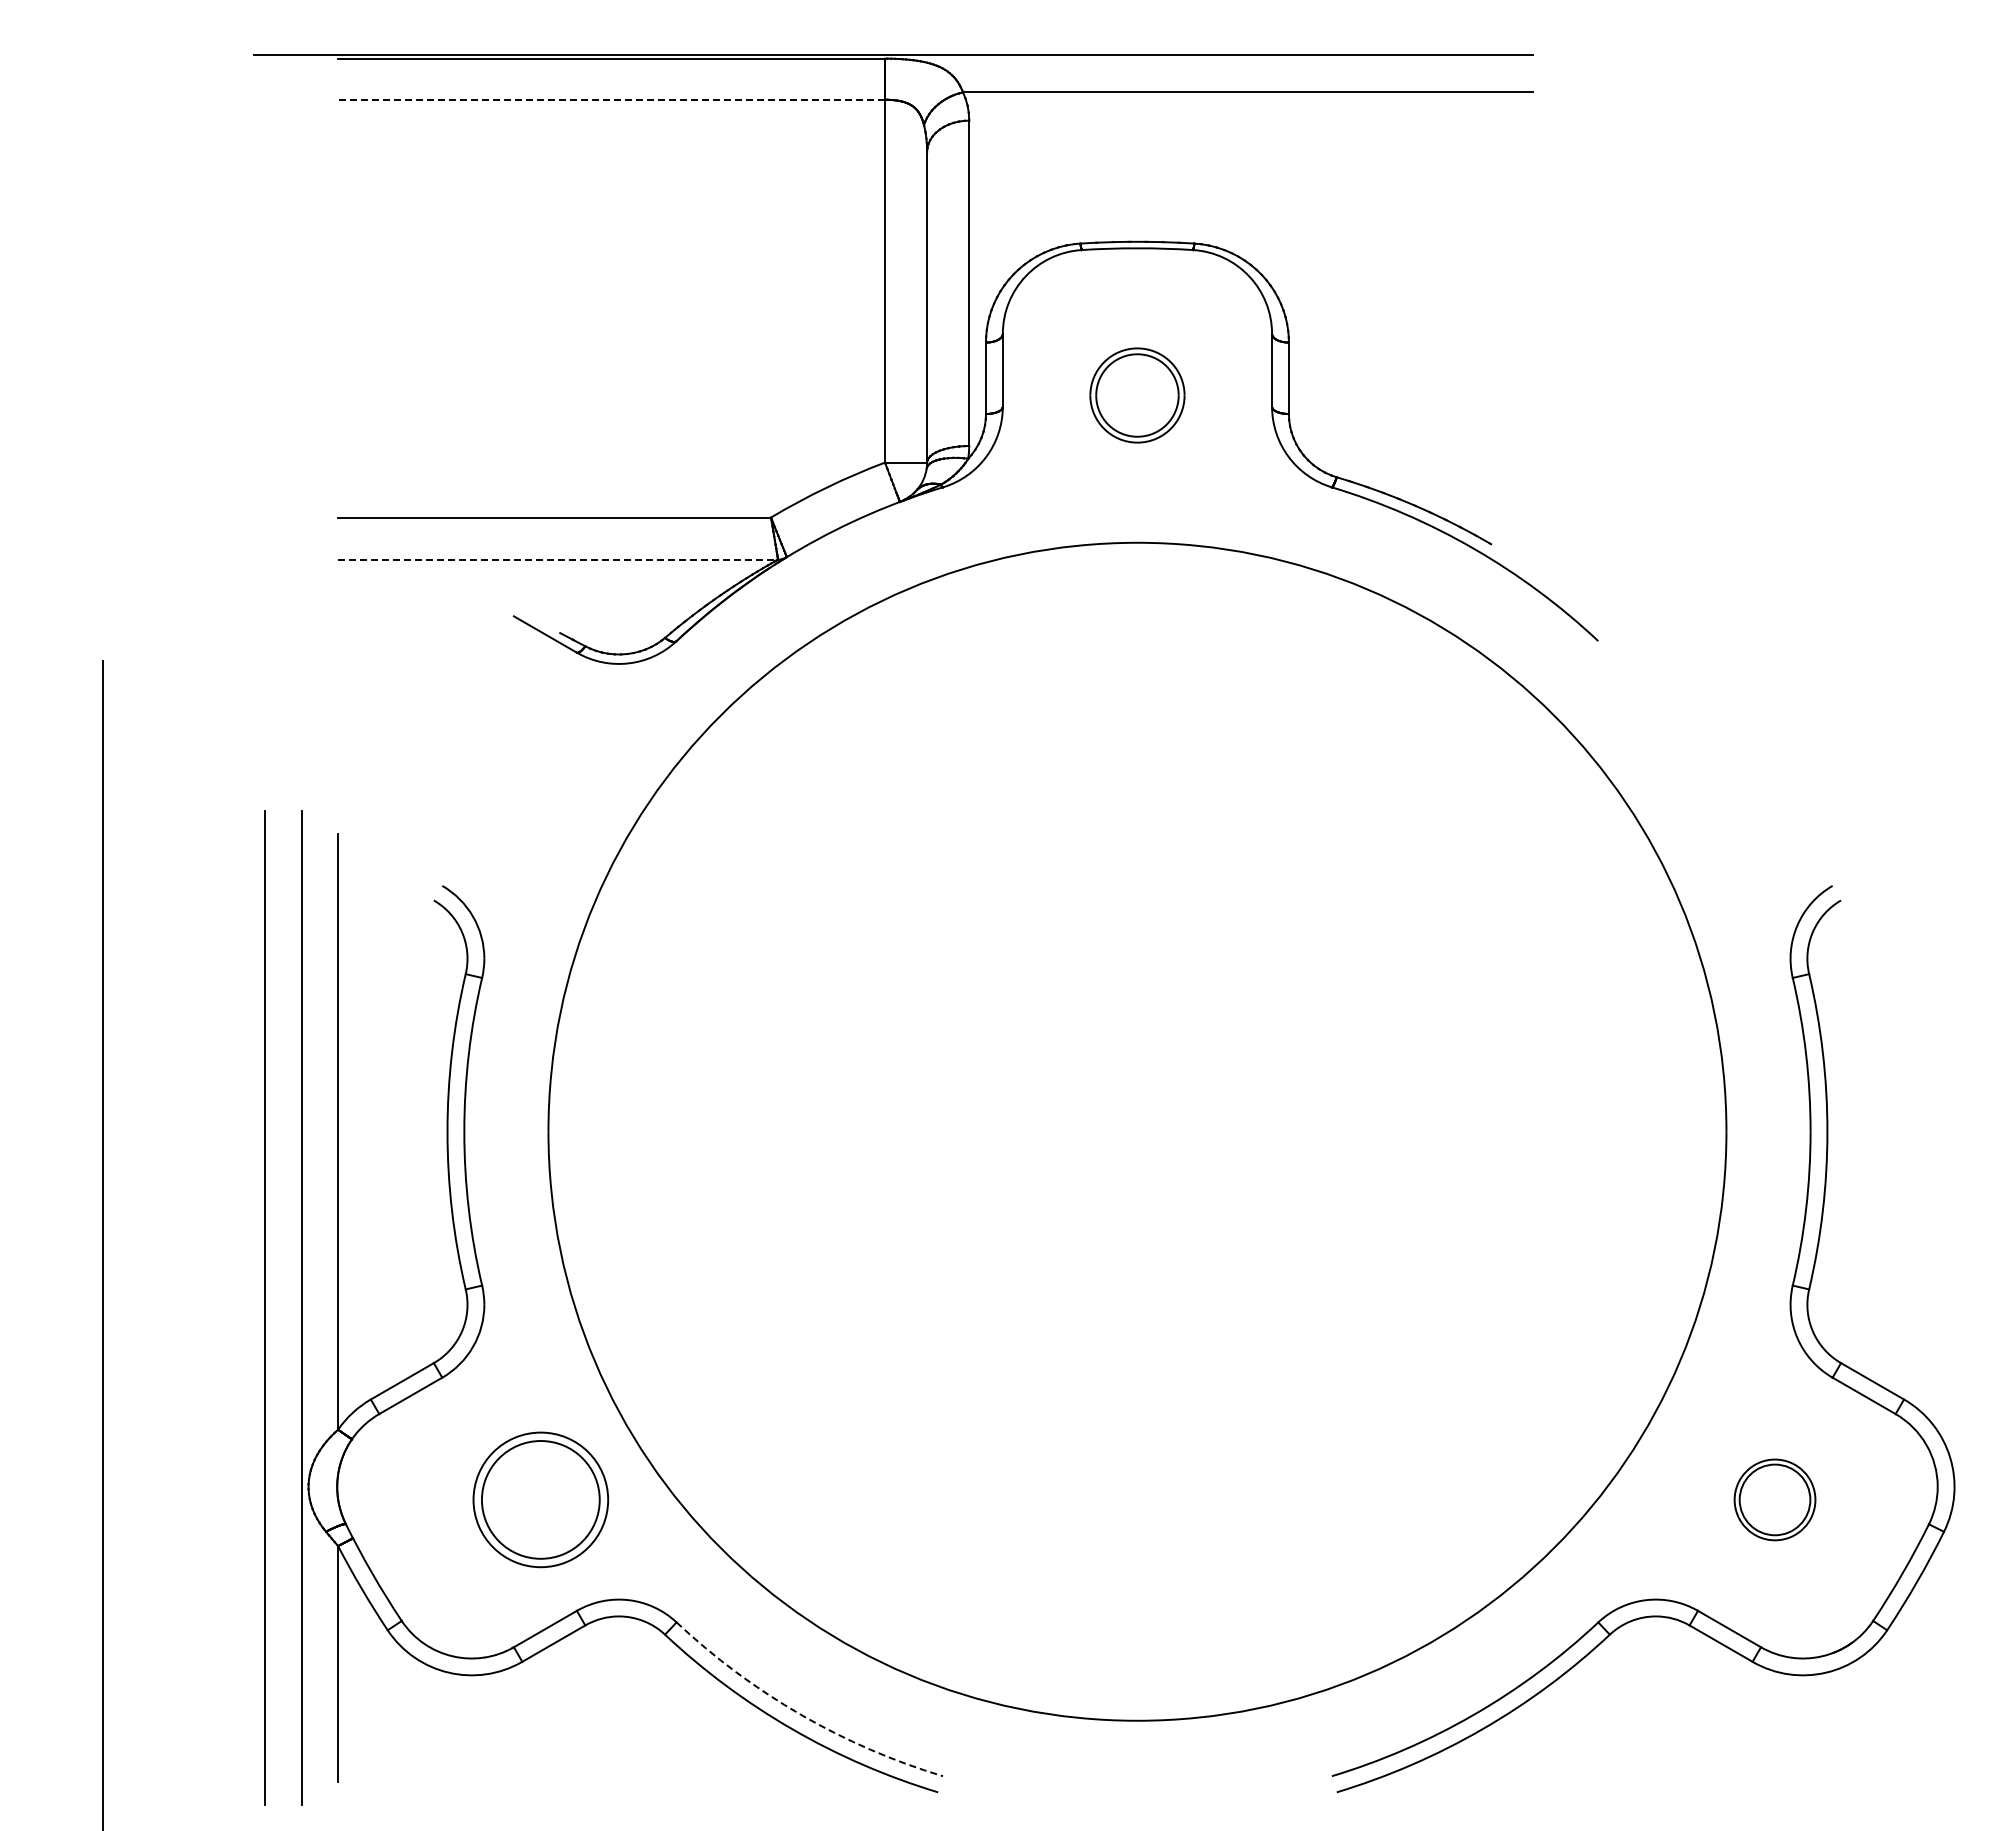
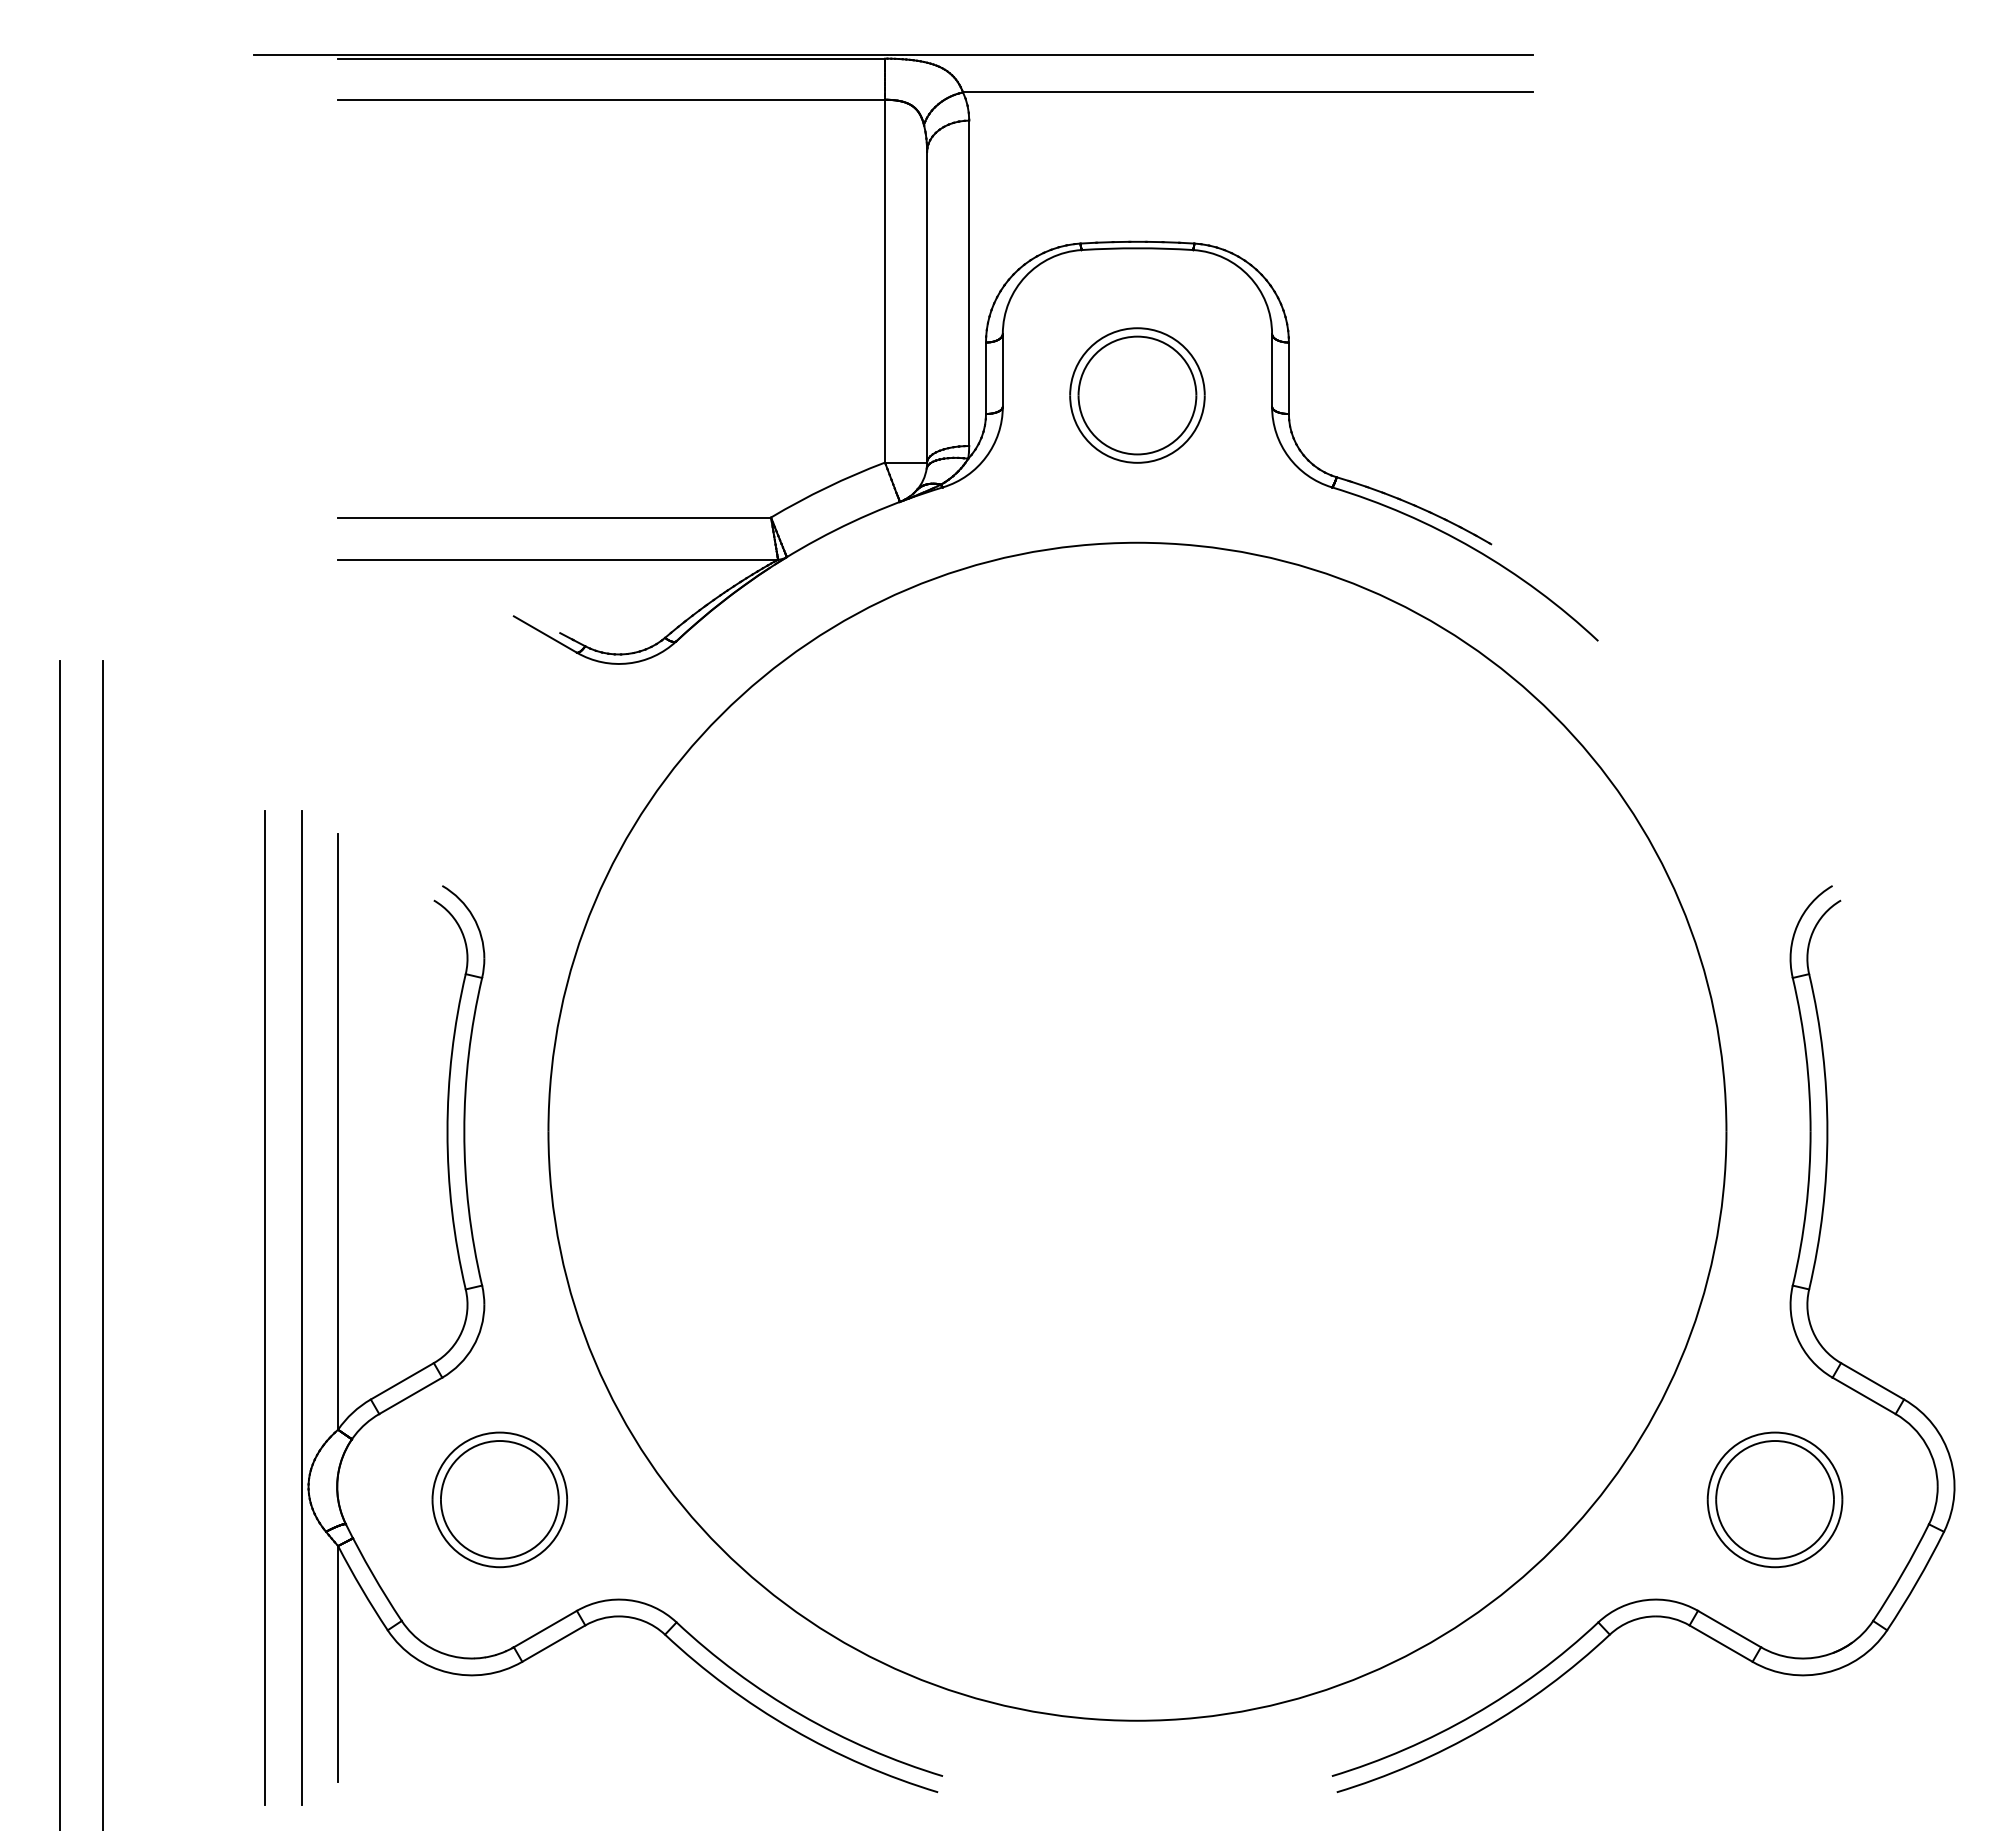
line: dashed -> solid (611, 99)
part size: 97x97 px -> 137x137 px (1137, 395)
line: dashed -> solid (558, 559)
line: none -> present (60, 1243)
part position: (540, 1499) -> (499, 1499) (499, 1499)
part size: 84x84 px -> 138x138 px (1774, 1499)
arc: dashed -> solid (800, 1714)
